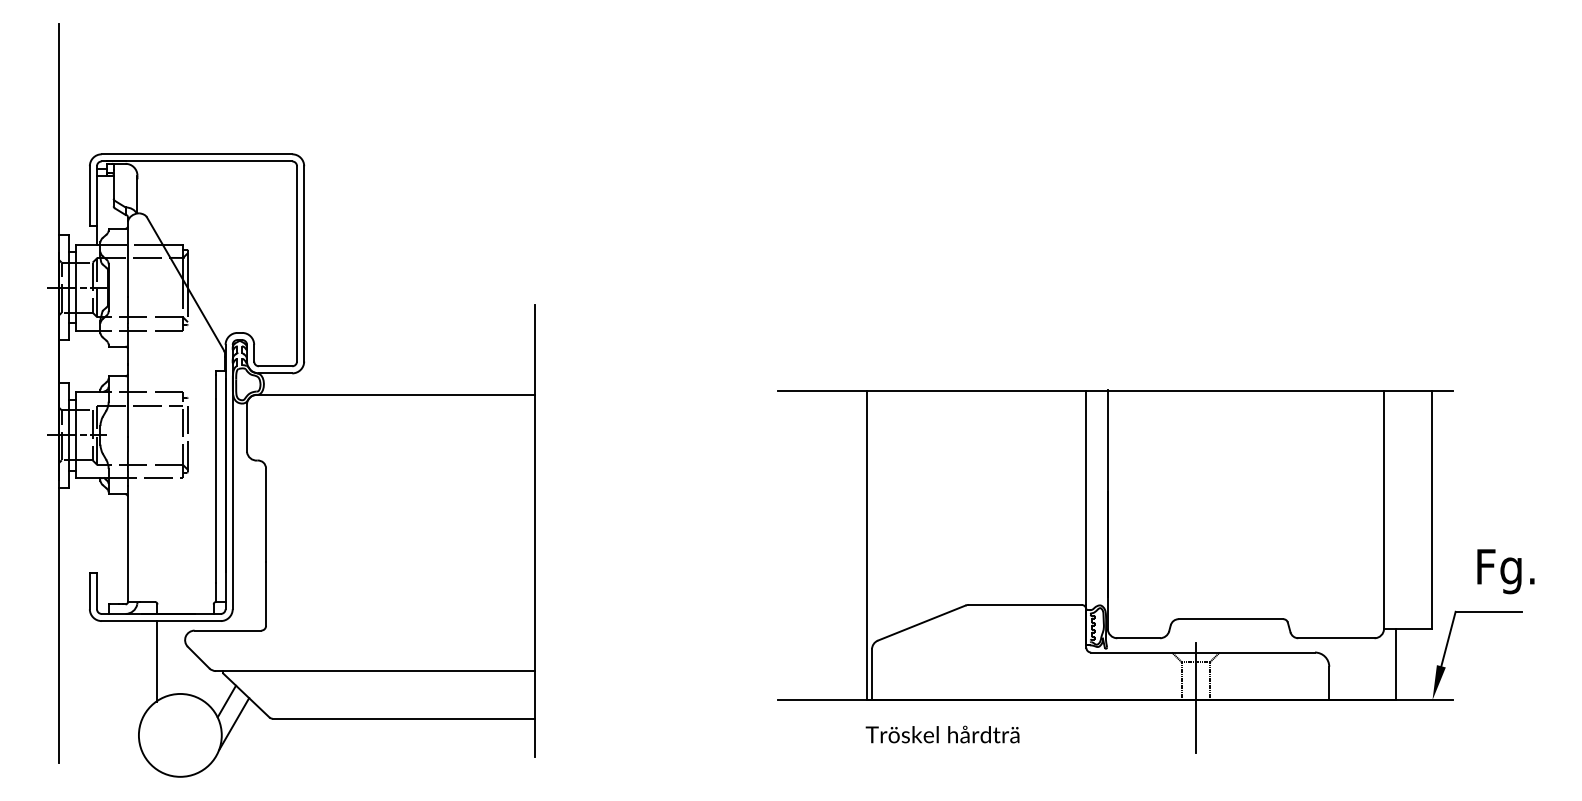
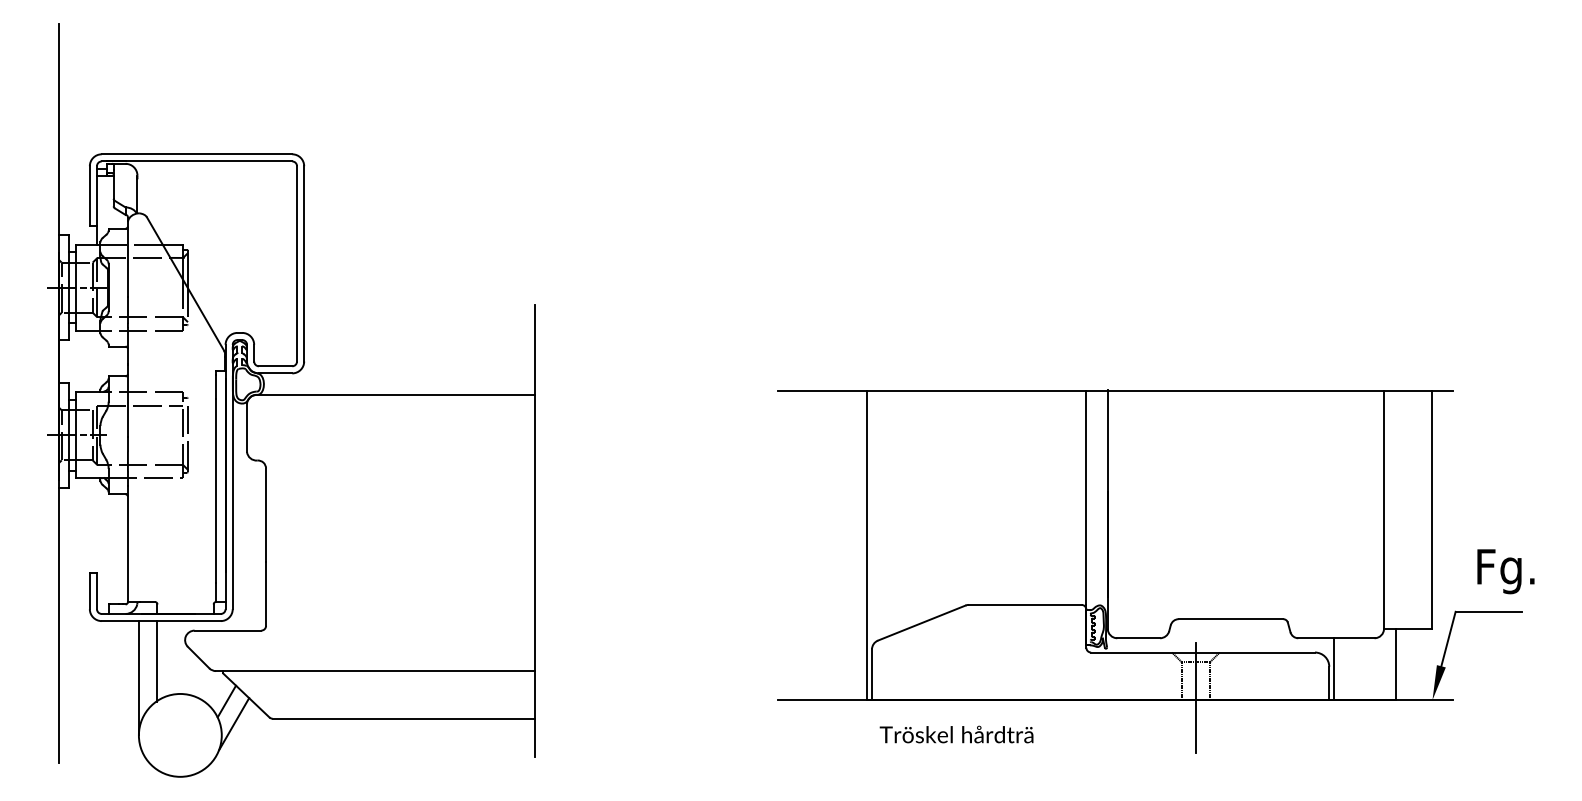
line: none -> present (1334, 669)
line: none -> present (138, 678)
text position: (942, 734) -> (956, 734) (956, 734)
